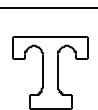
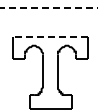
line: solid -> dashed (49, 8)
line: solid -> dashed (50, 36)
